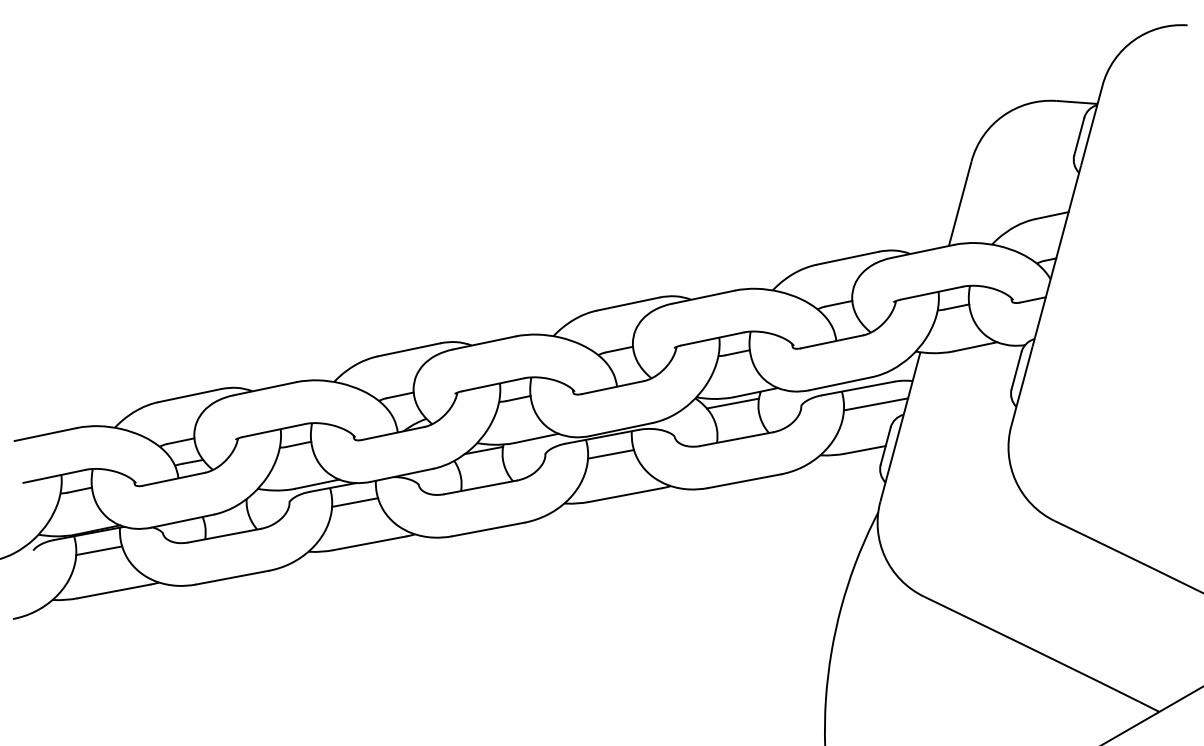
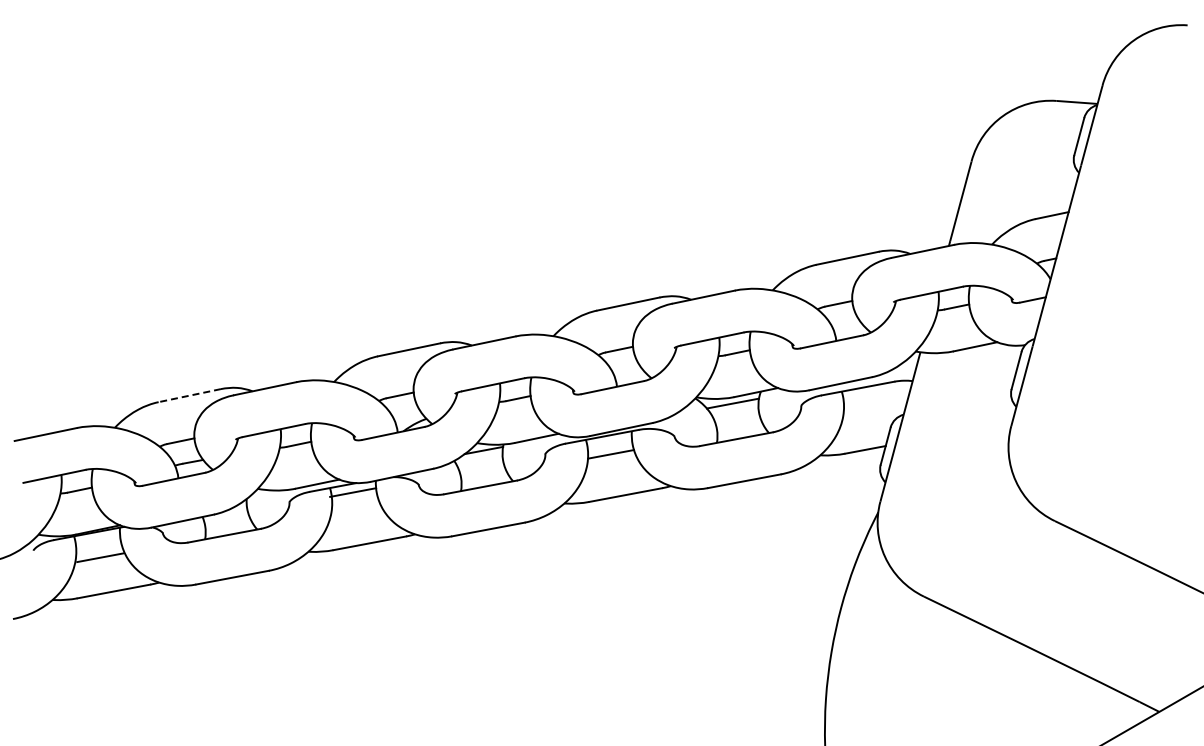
line: solid -> dashed (189, 395)
line: present -> none (875, 404)
line position: (355, 502) -> (353, 492) (353, 492)
line position: (99, 550) -> (100, 557) (100, 557)
